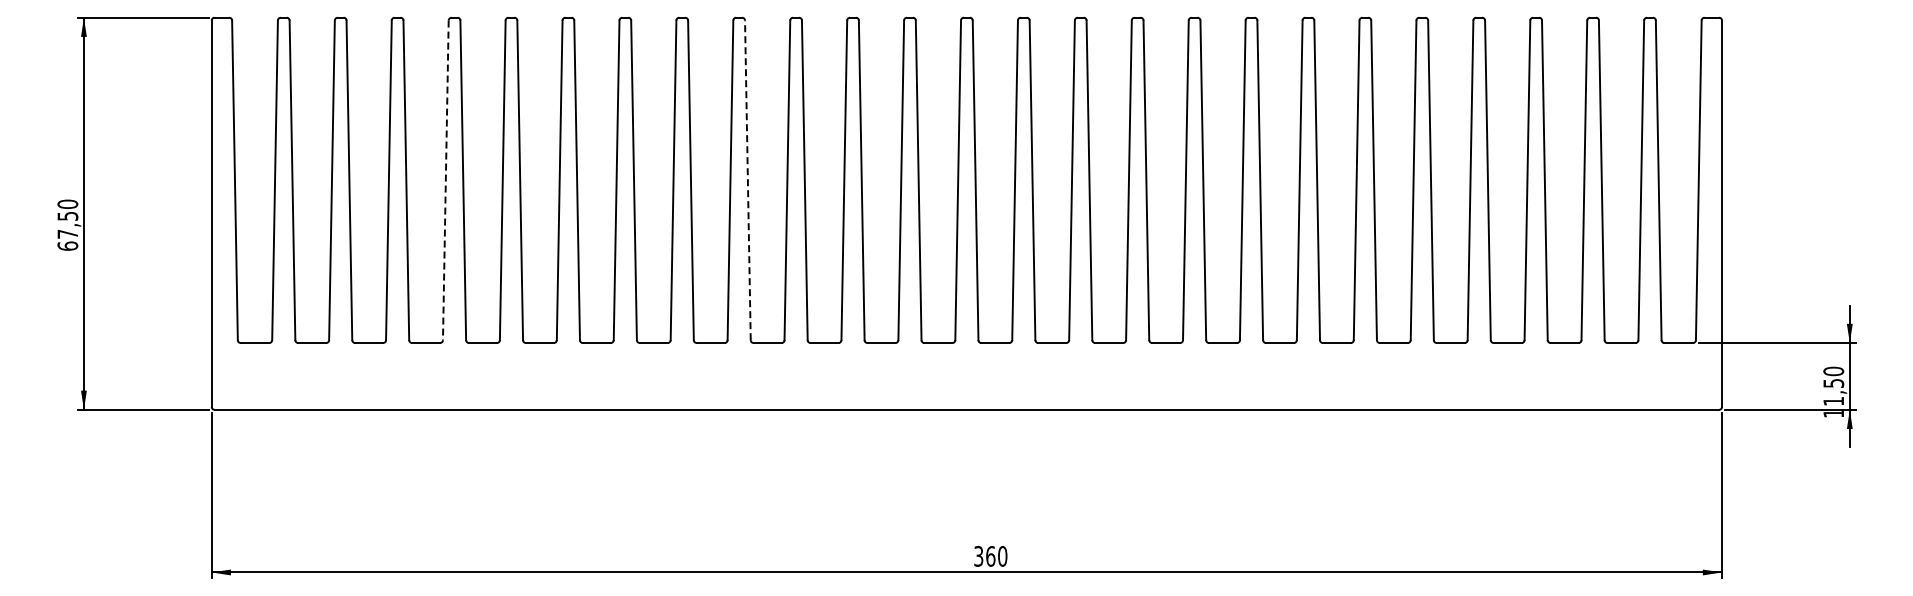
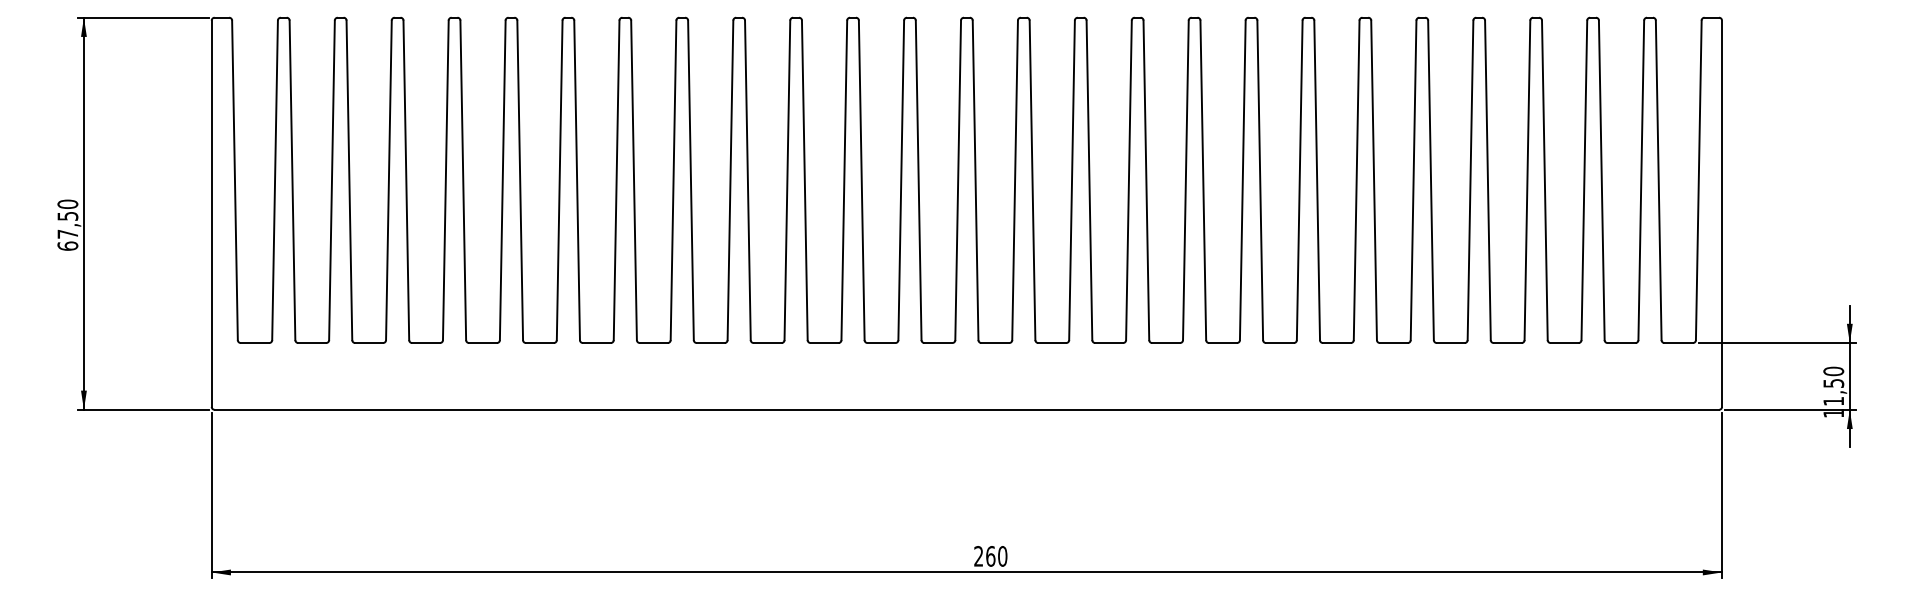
line: dashed -> solid (445, 180)
line: dashed -> solid (747, 180)
text: 360 -> 260 (978, 556)
